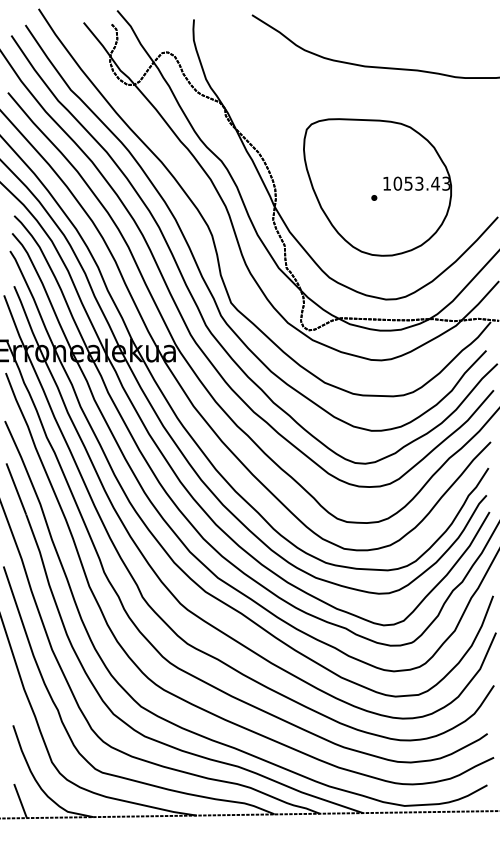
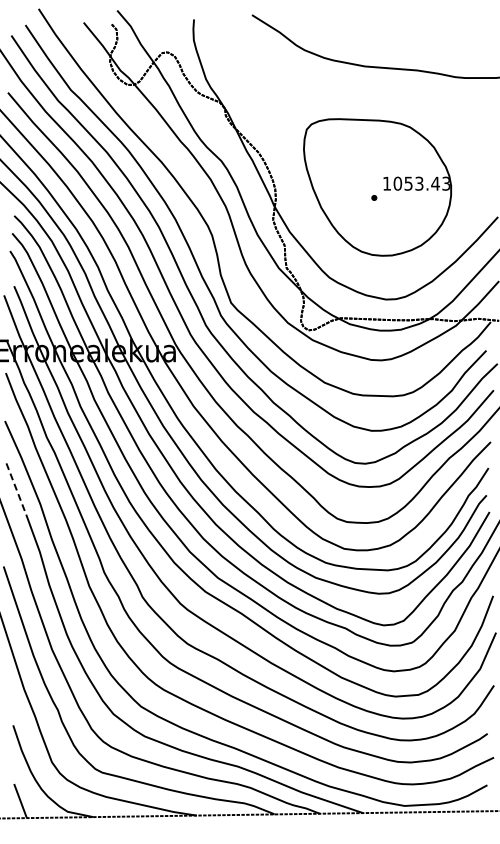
line: solid -> dashed (16, 489)
